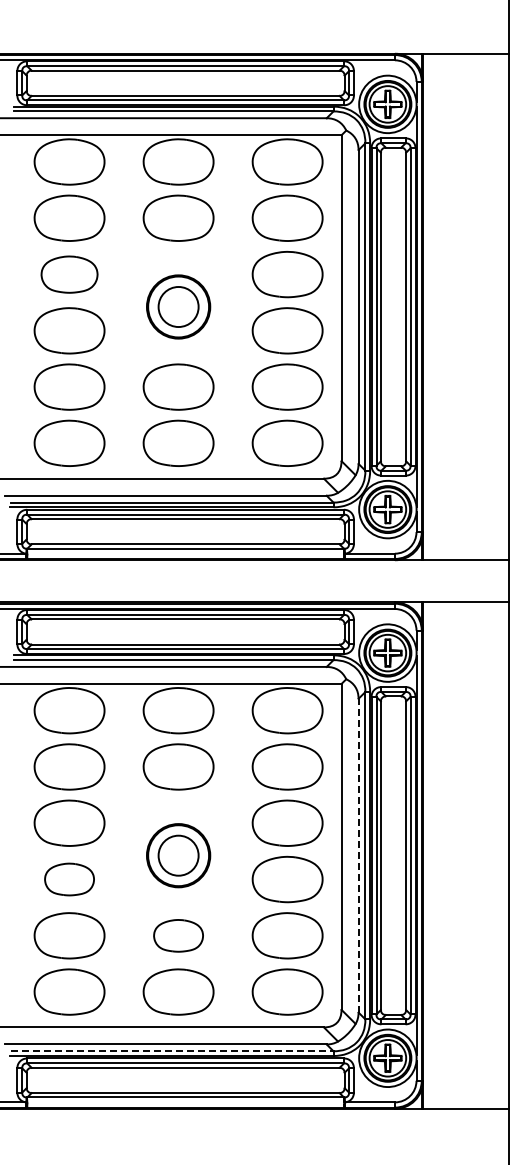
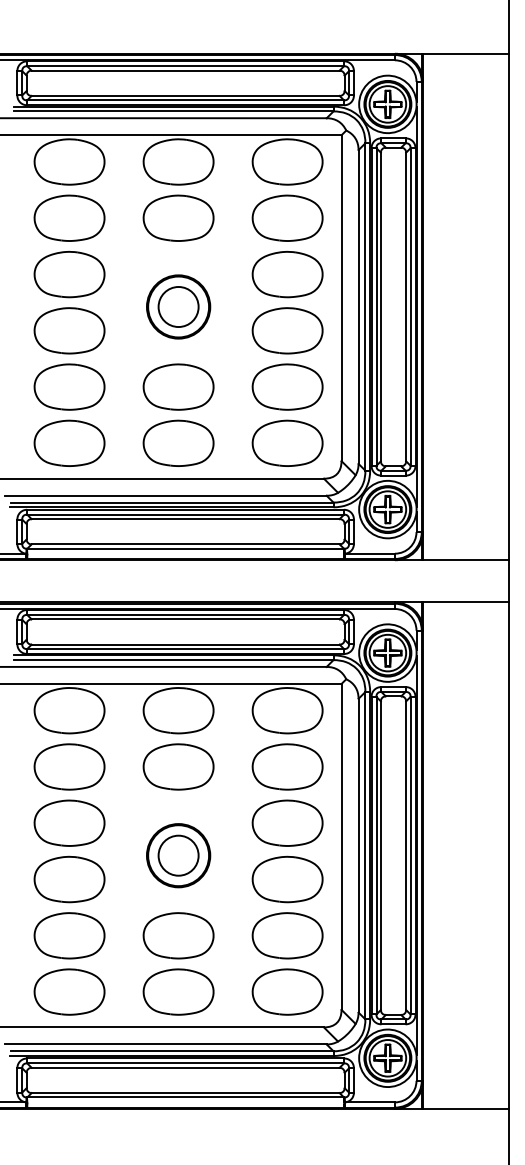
part size: 59x39 px -> 73x48 px (69, 274)
line: dashed -> solid (358, 855)
part size: 51x35 px -> 73x49 px (69, 879)
part size: 51x34 px -> 73x48 px (178, 935)
line: dashed -> solid (172, 1051)
